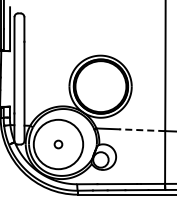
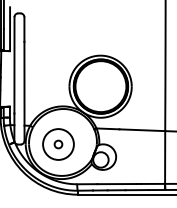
line: dashed -> solid (142, 130)
circle diameter: 49 px -> 31 px (58, 144)
